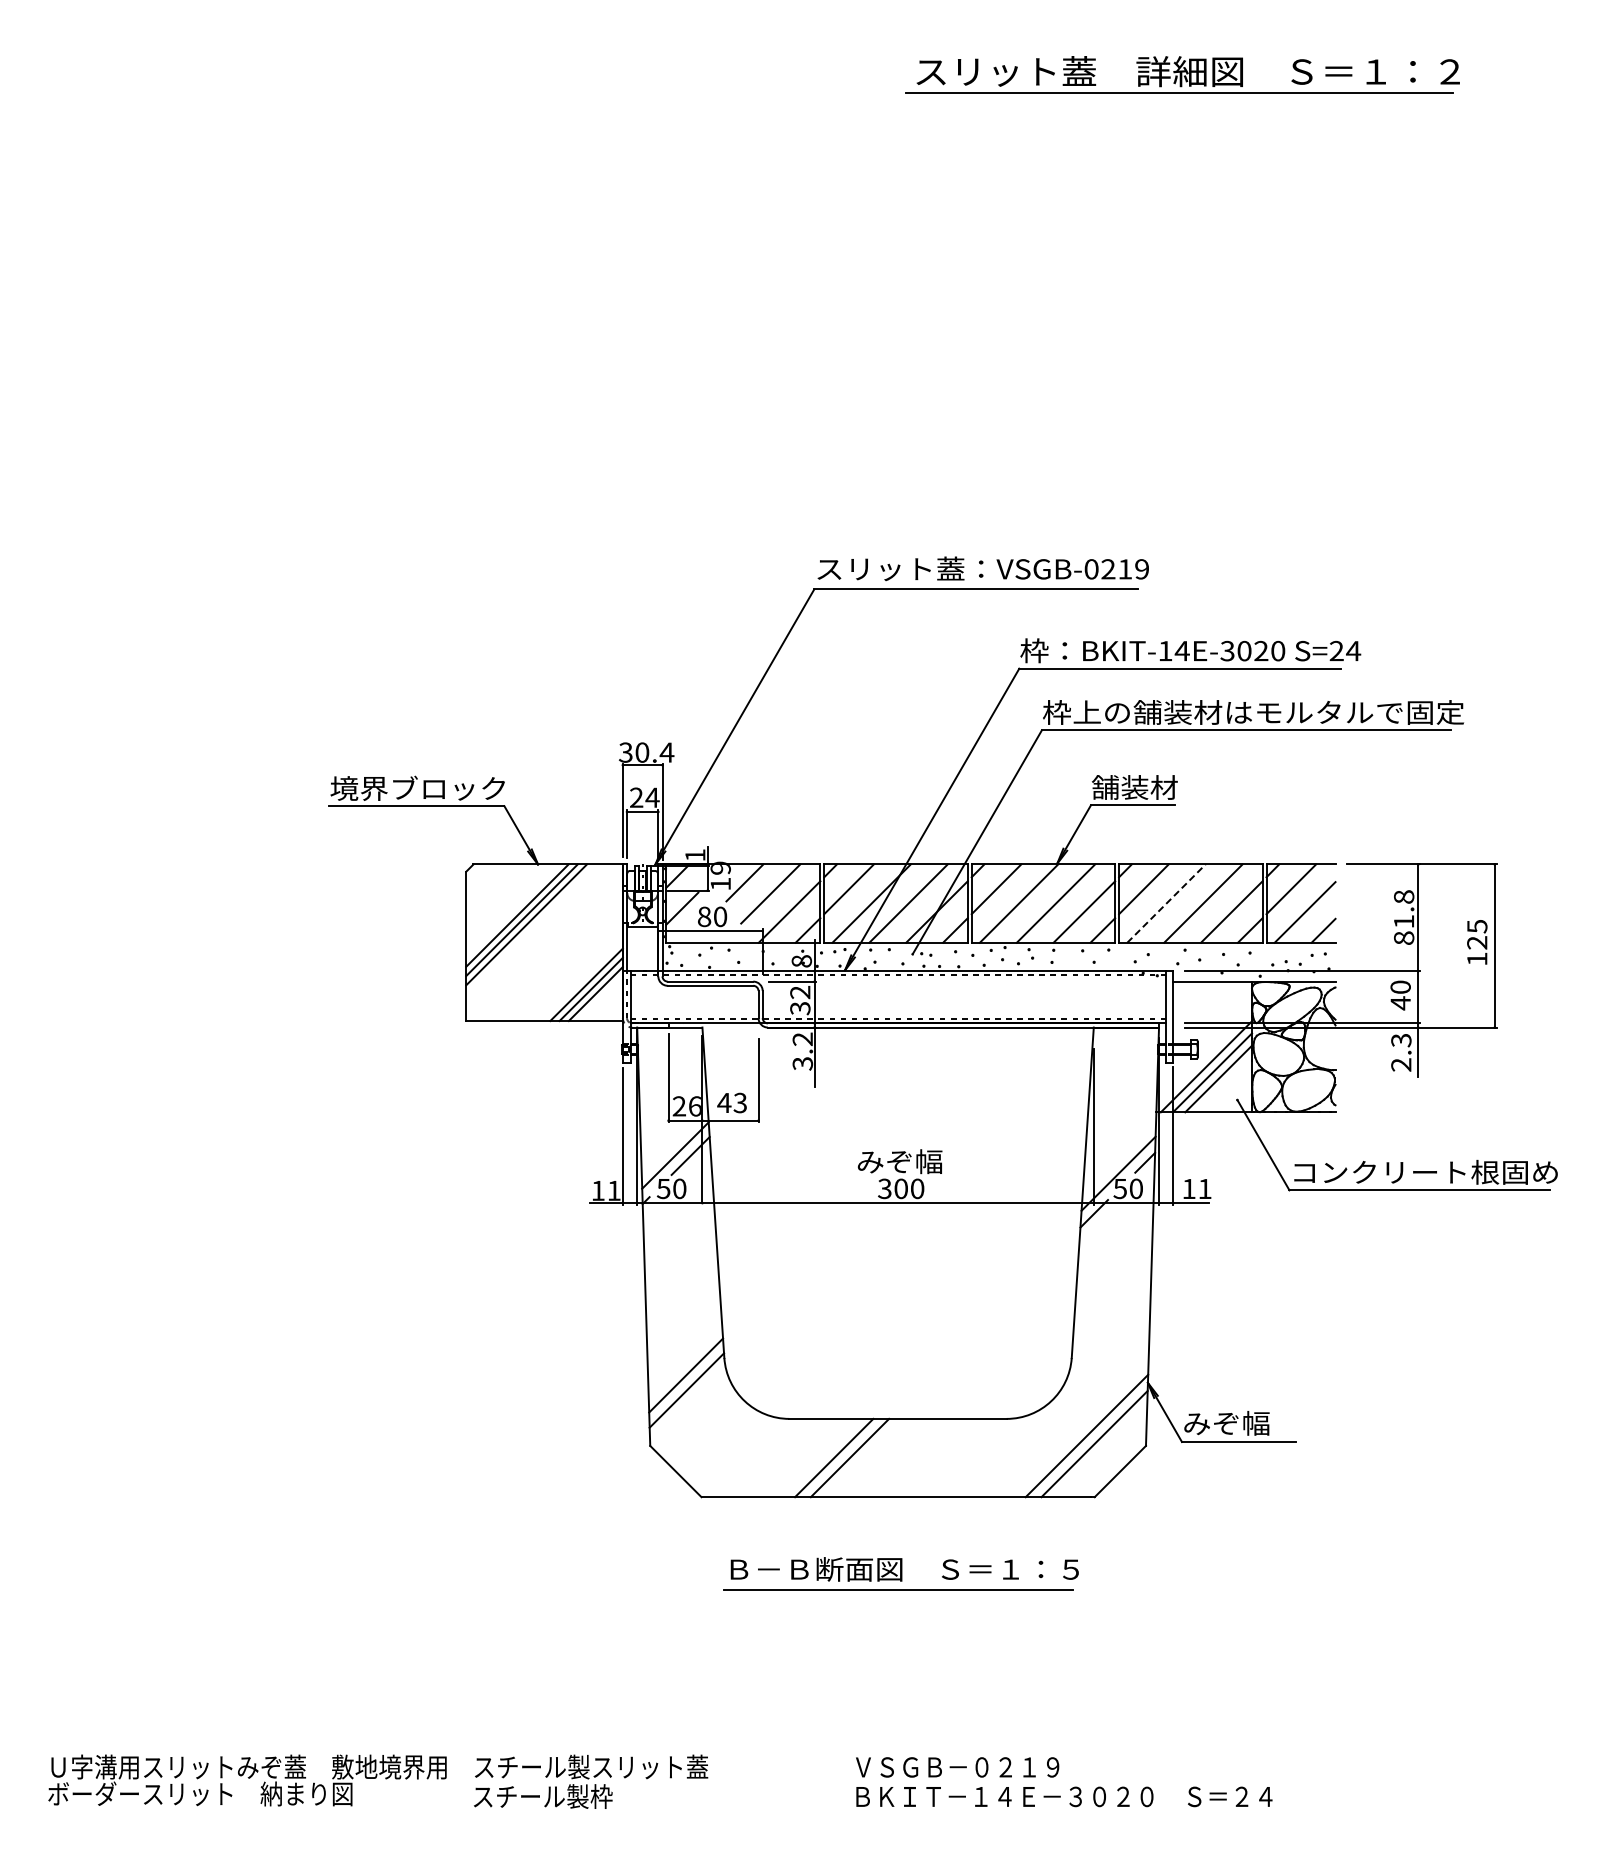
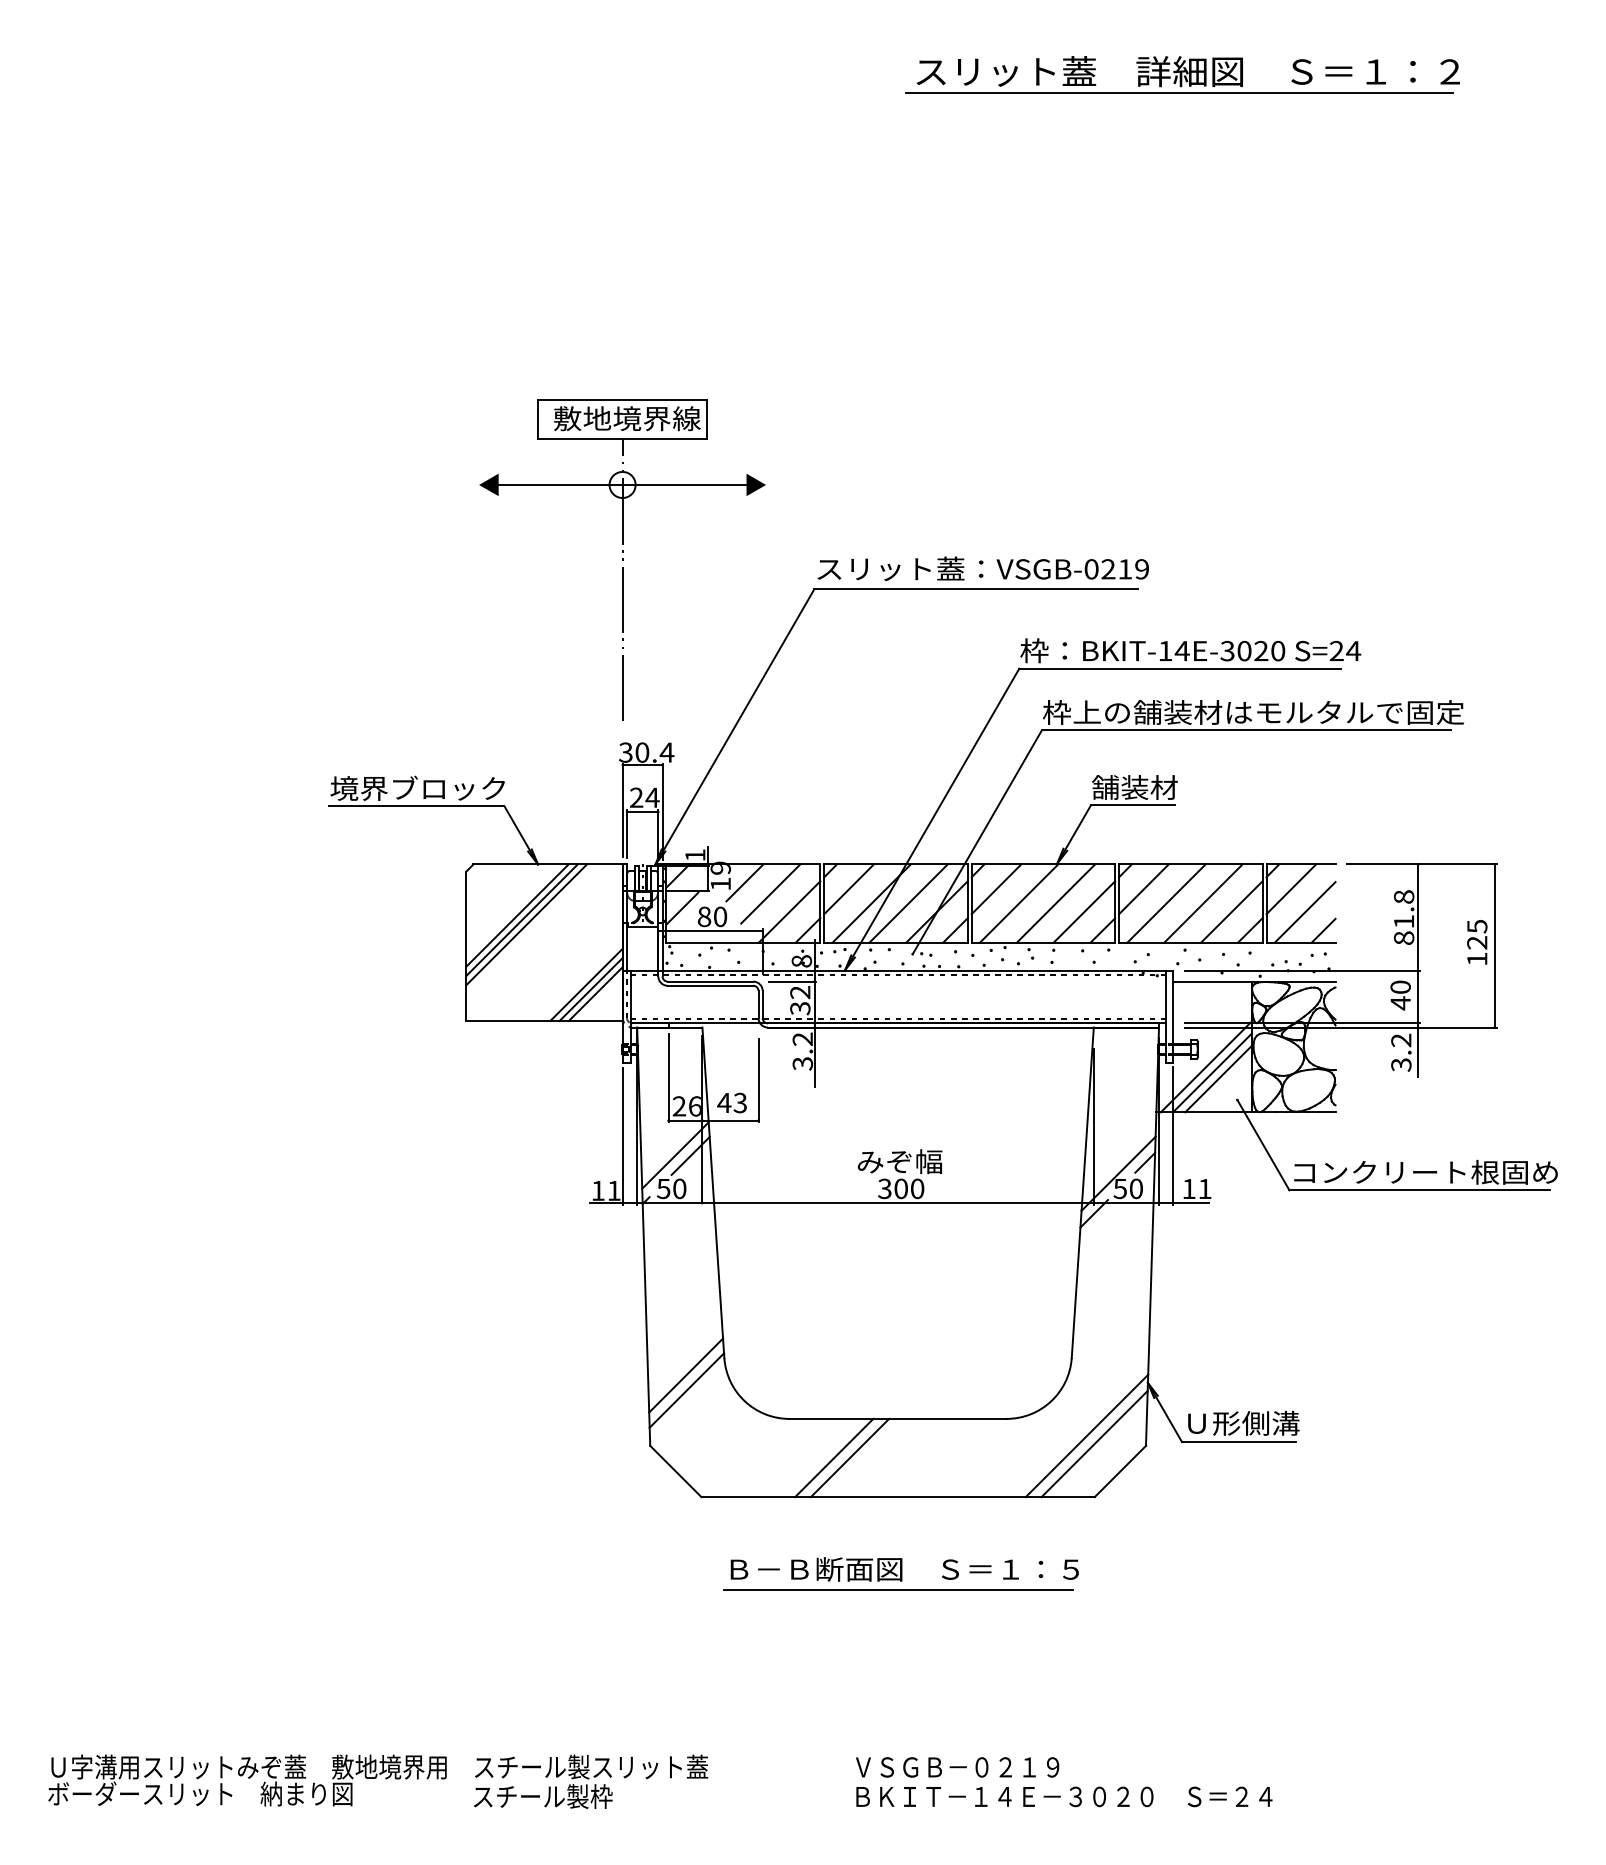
part: none -> present (622, 559)
line: dashed -> solid (1166, 903)
text: 2.3 -> 3.2 (1401, 1052)
text: みぞ幅 -> Ｕ形側溝 (1241, 1422)
